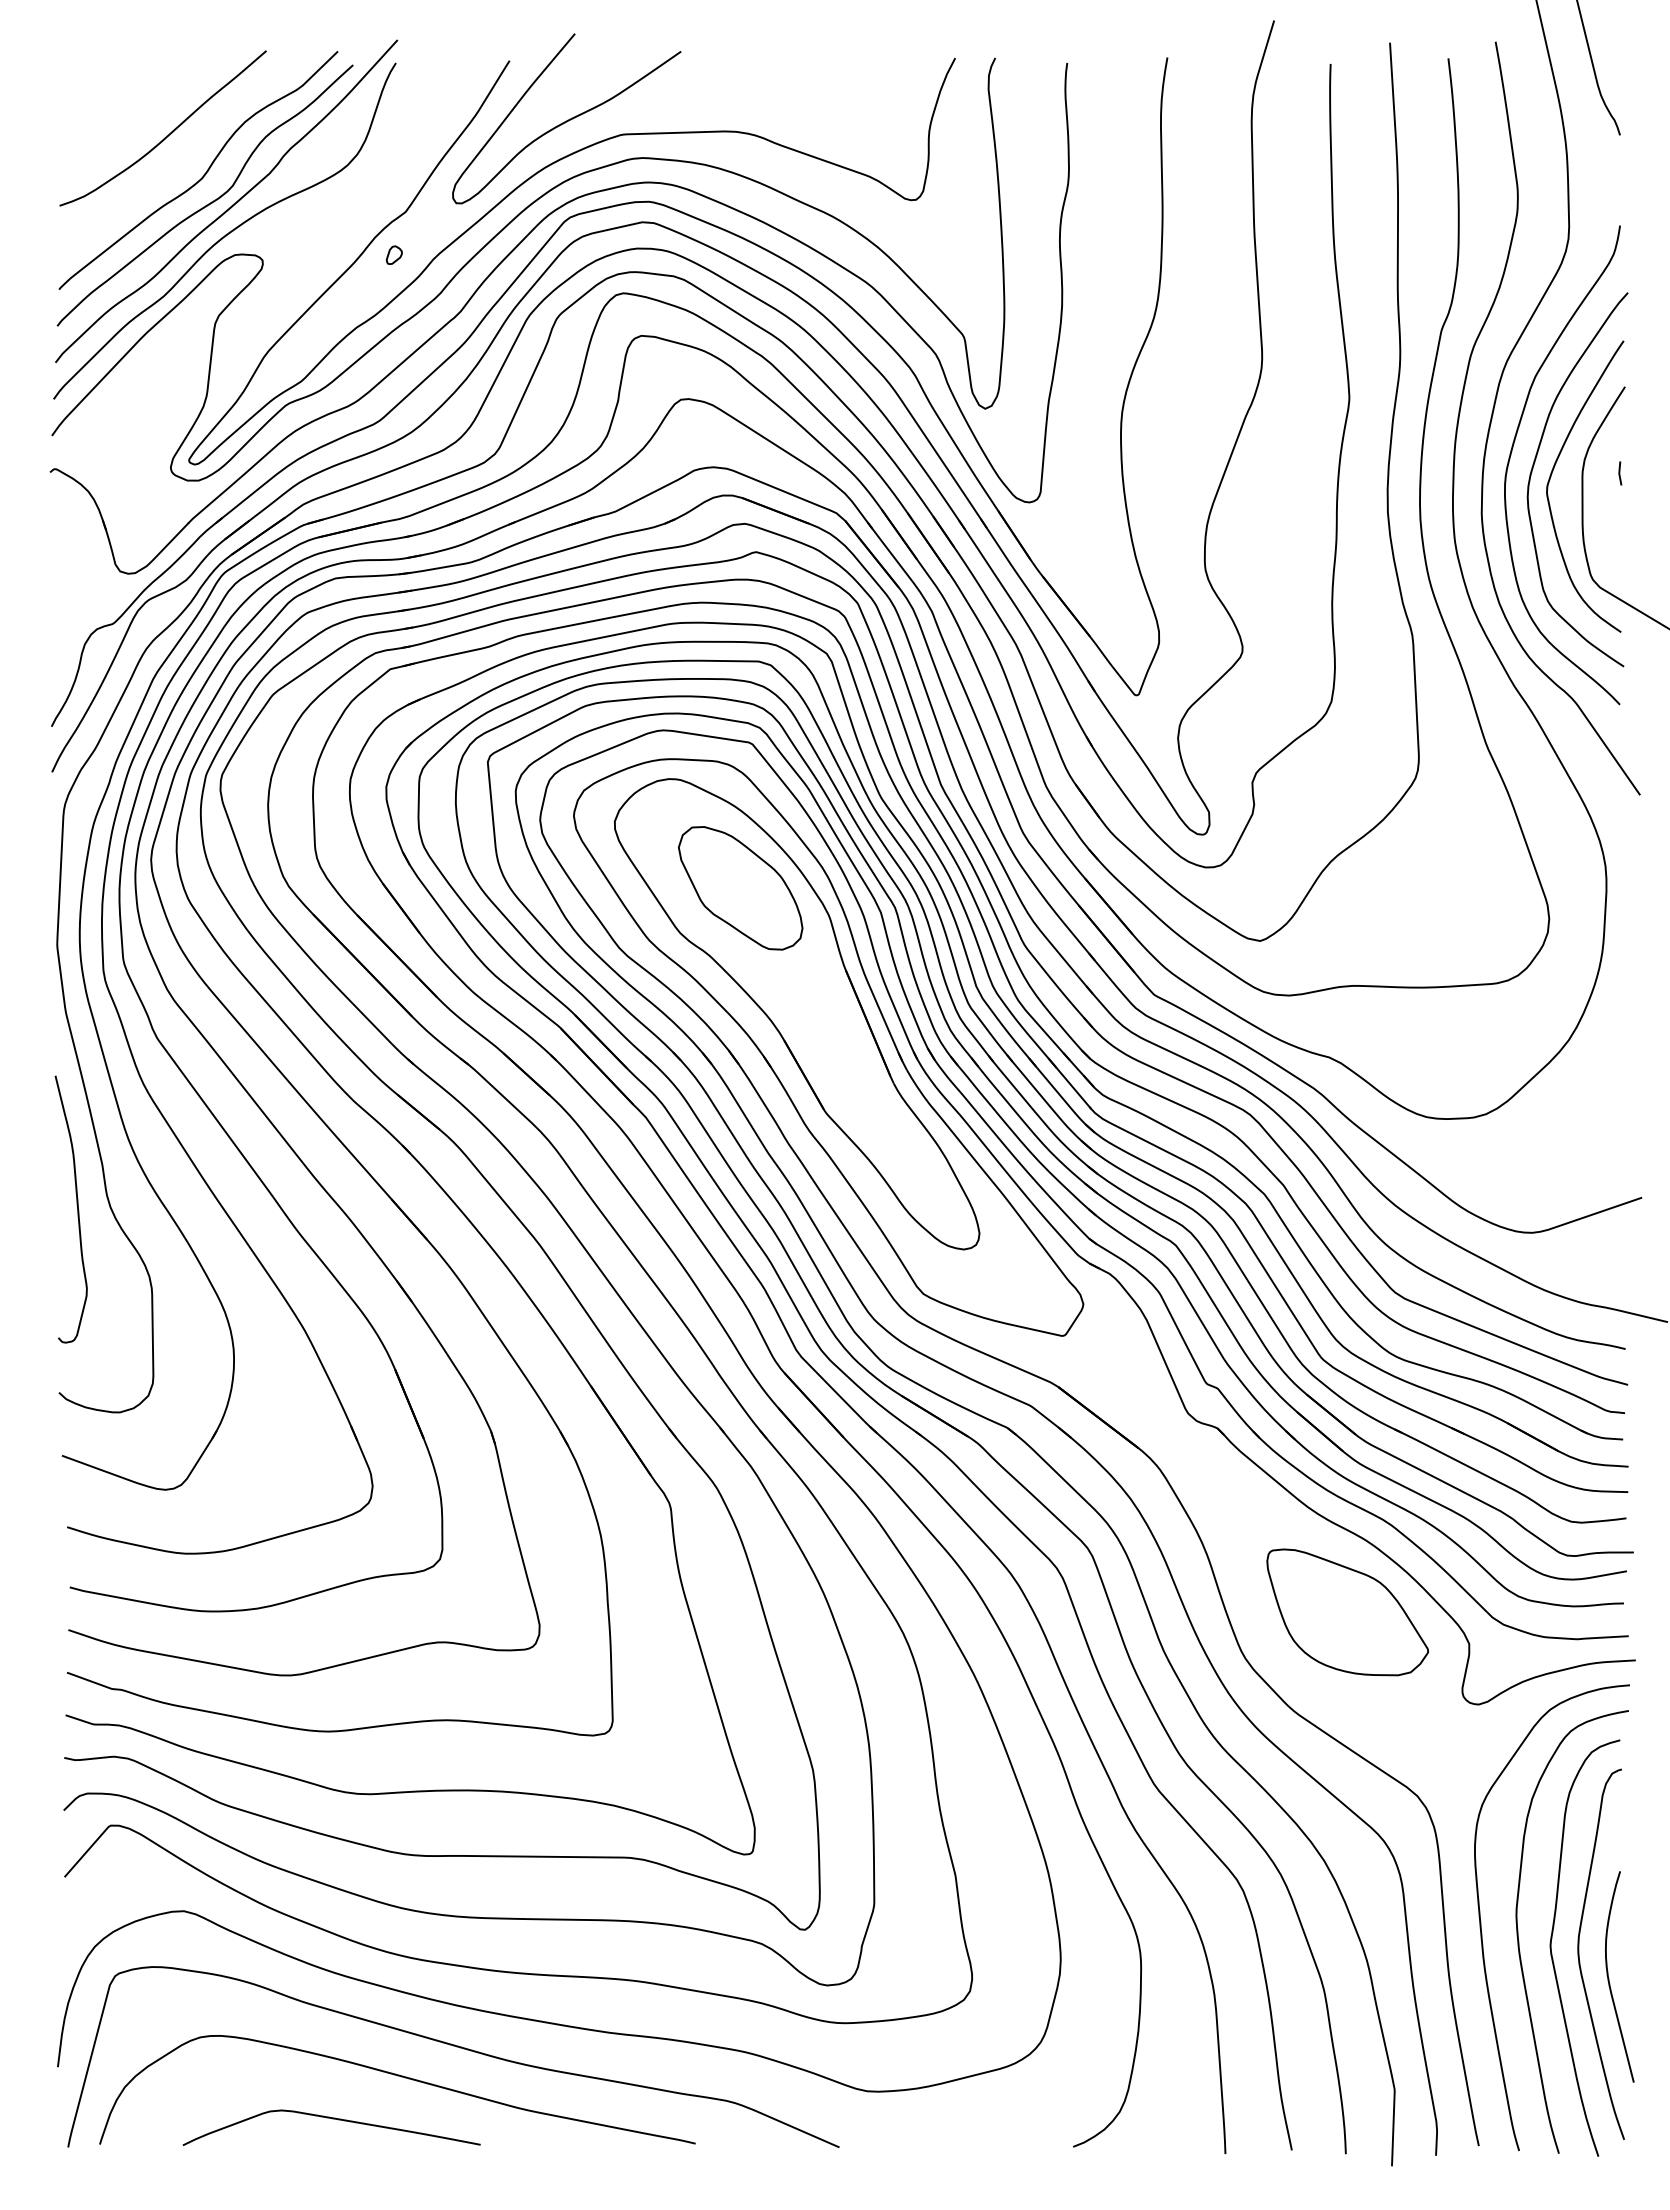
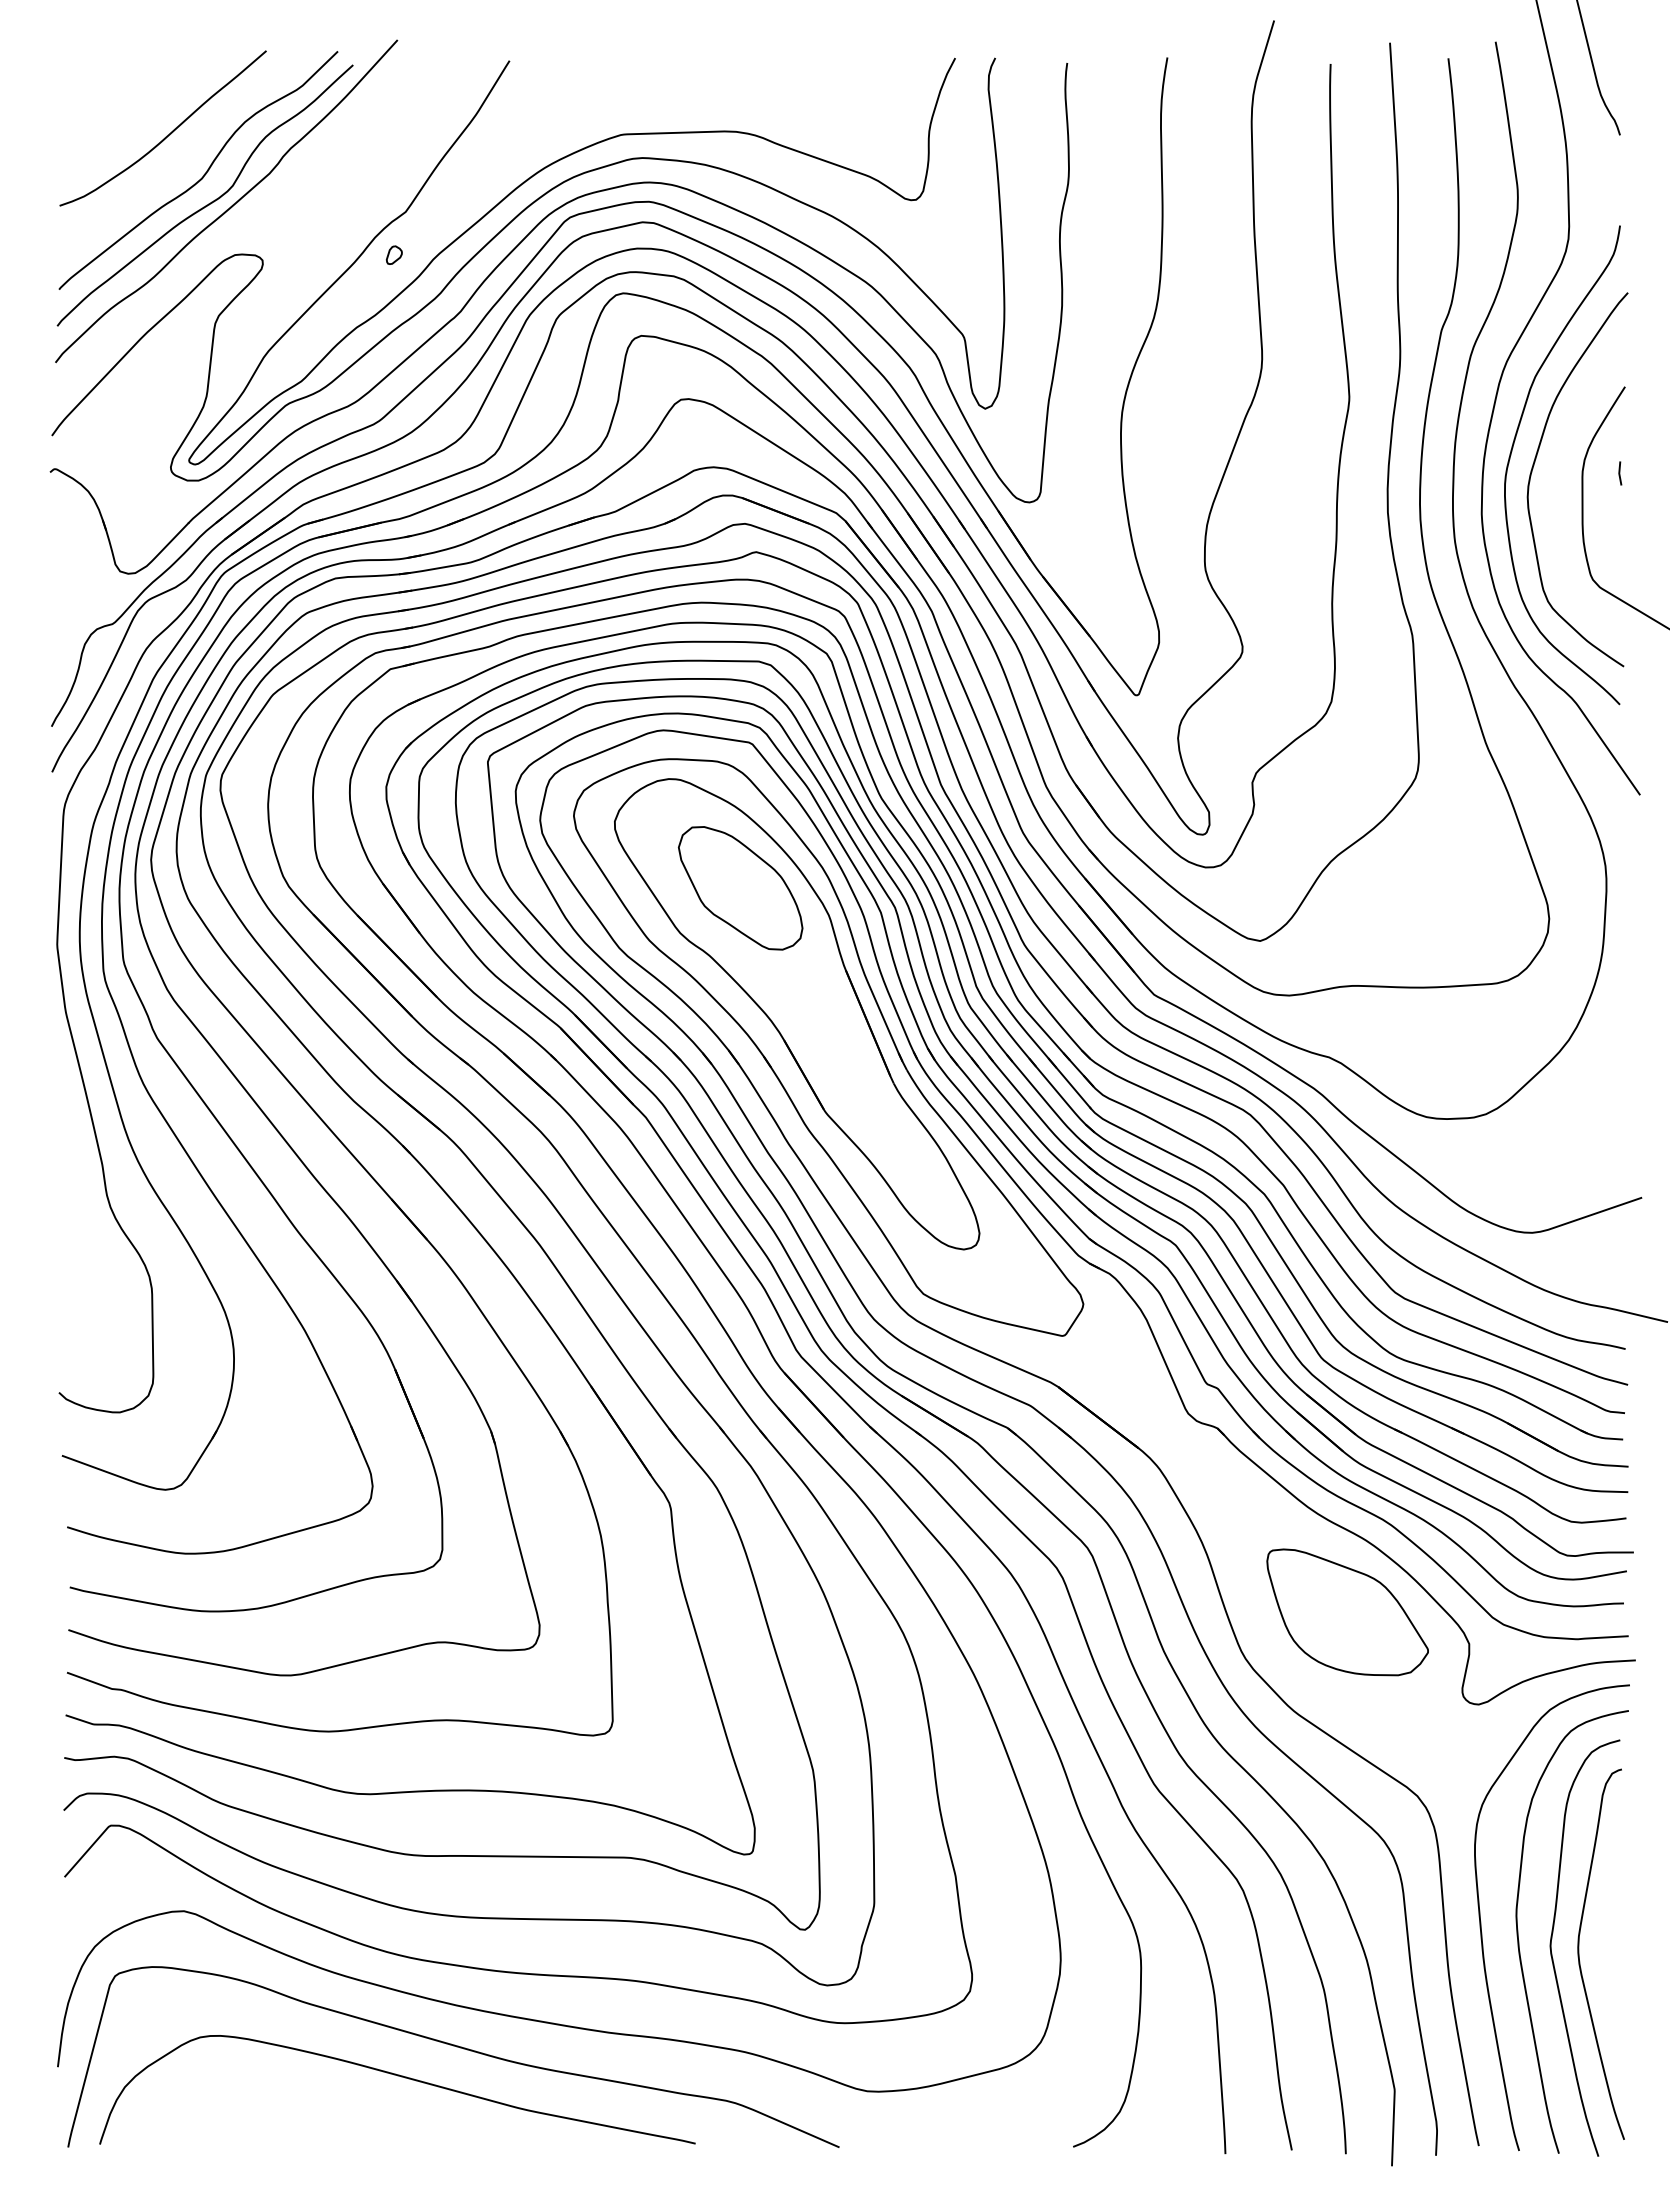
curve: present -> none (566, 120)
curve: present -> none (225, 234)
curve: present -> none (1552, 474)
curve: present -> none (77, 1209)
curve: present -> none (1609, 1978)
curve: present -> none (332, 2119)
